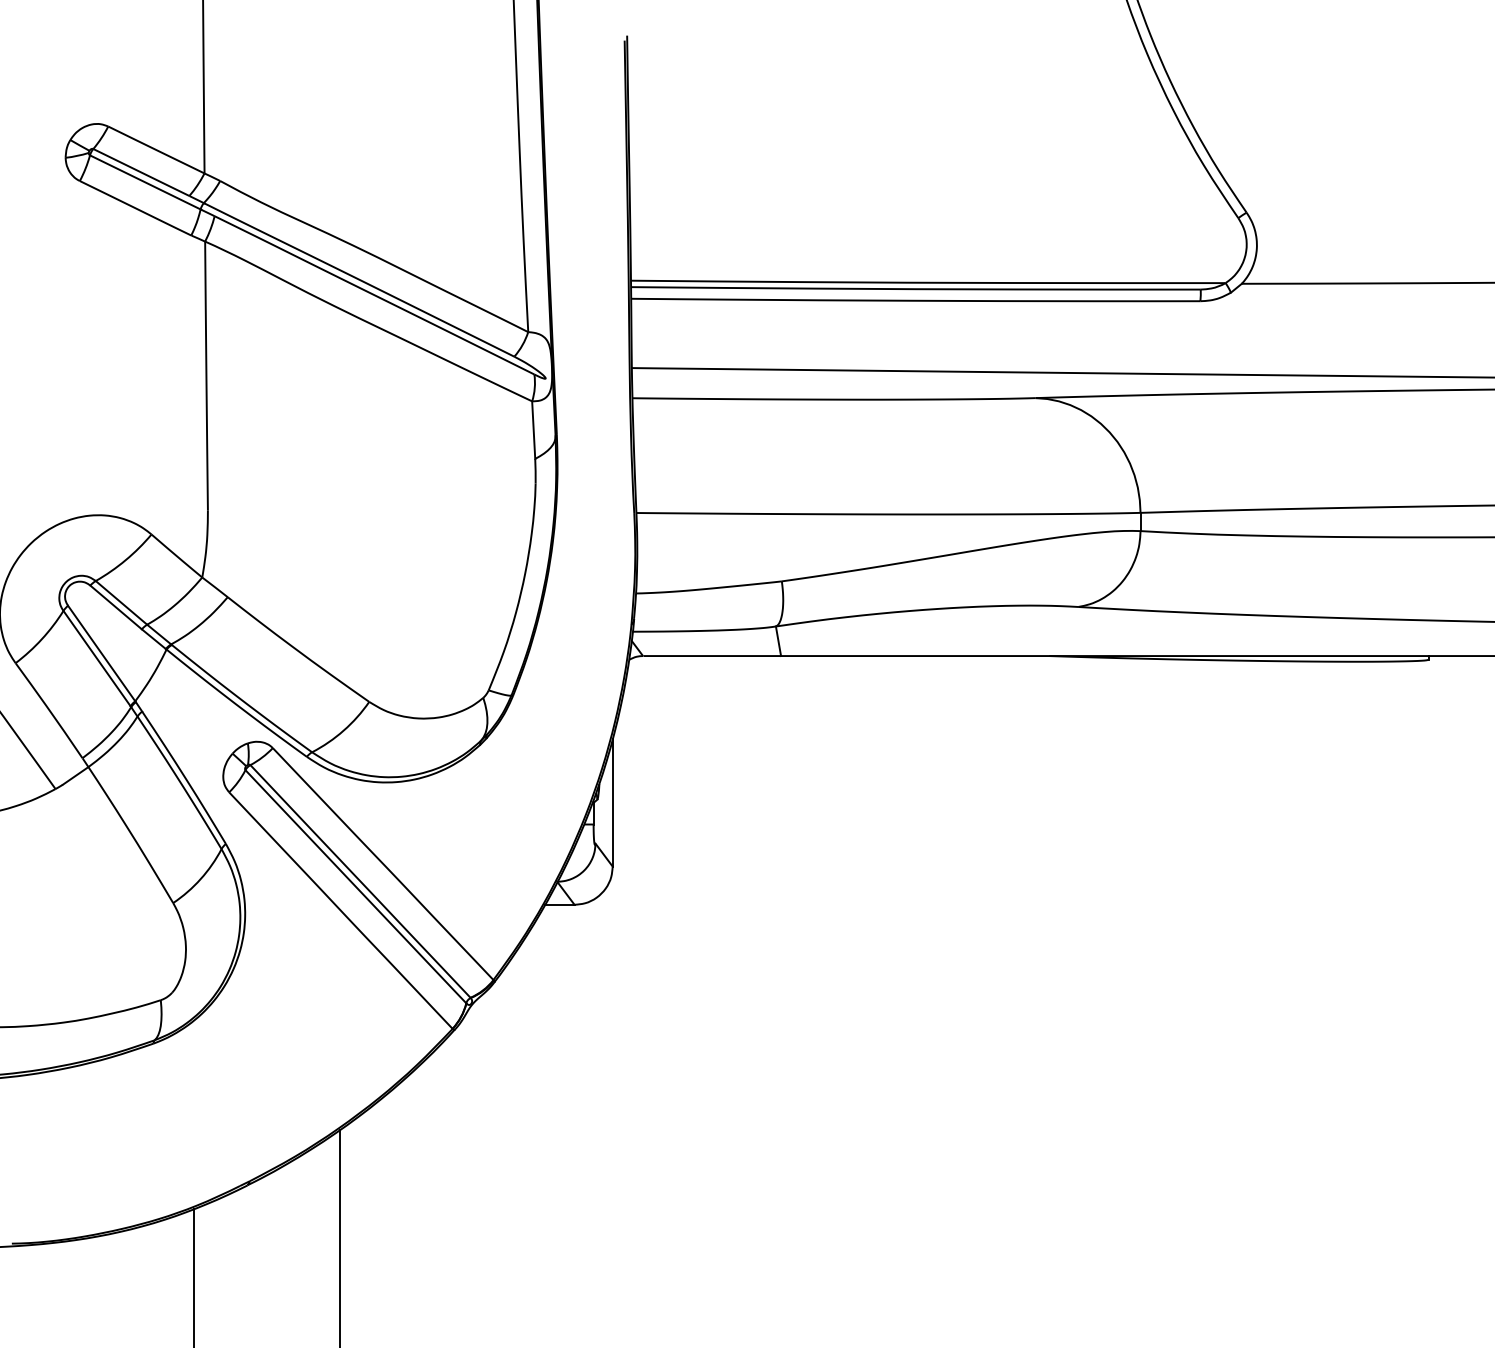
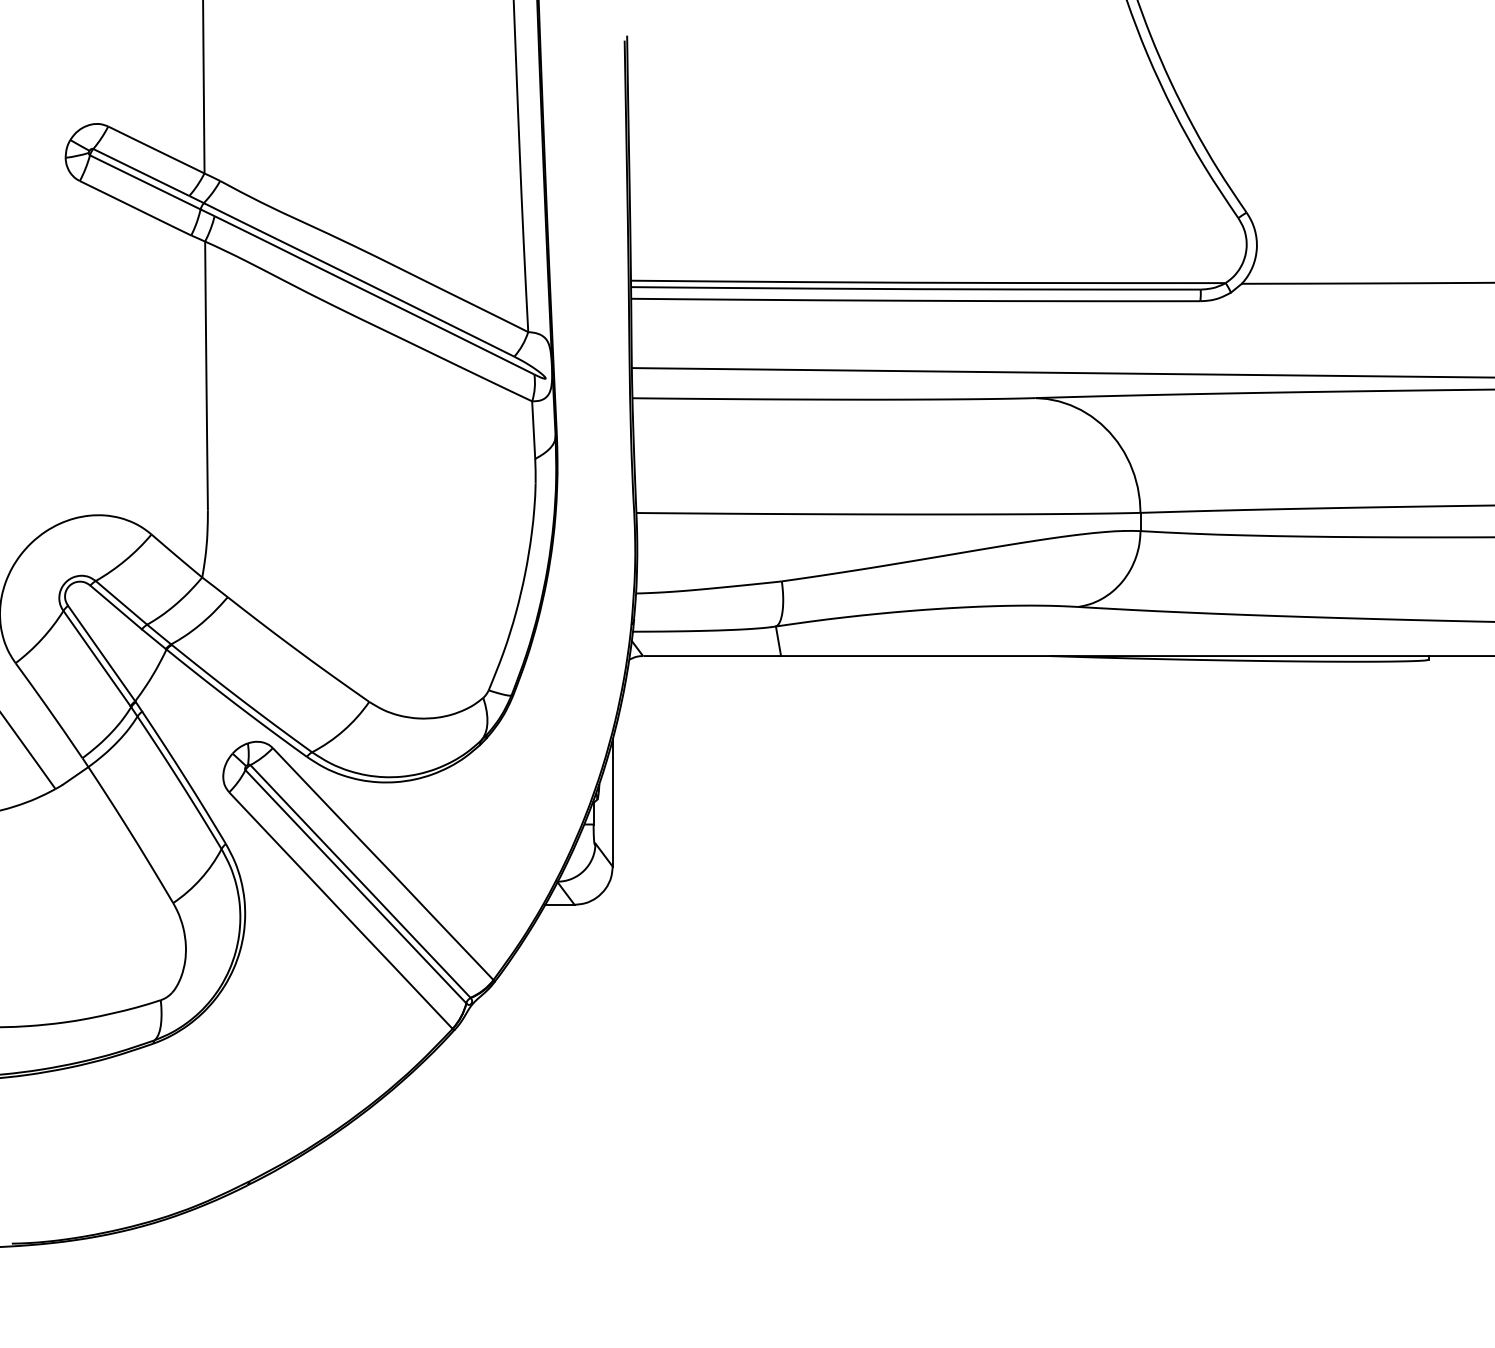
line: present -> none (340, 1237)
line: present -> none (194, 1276)
